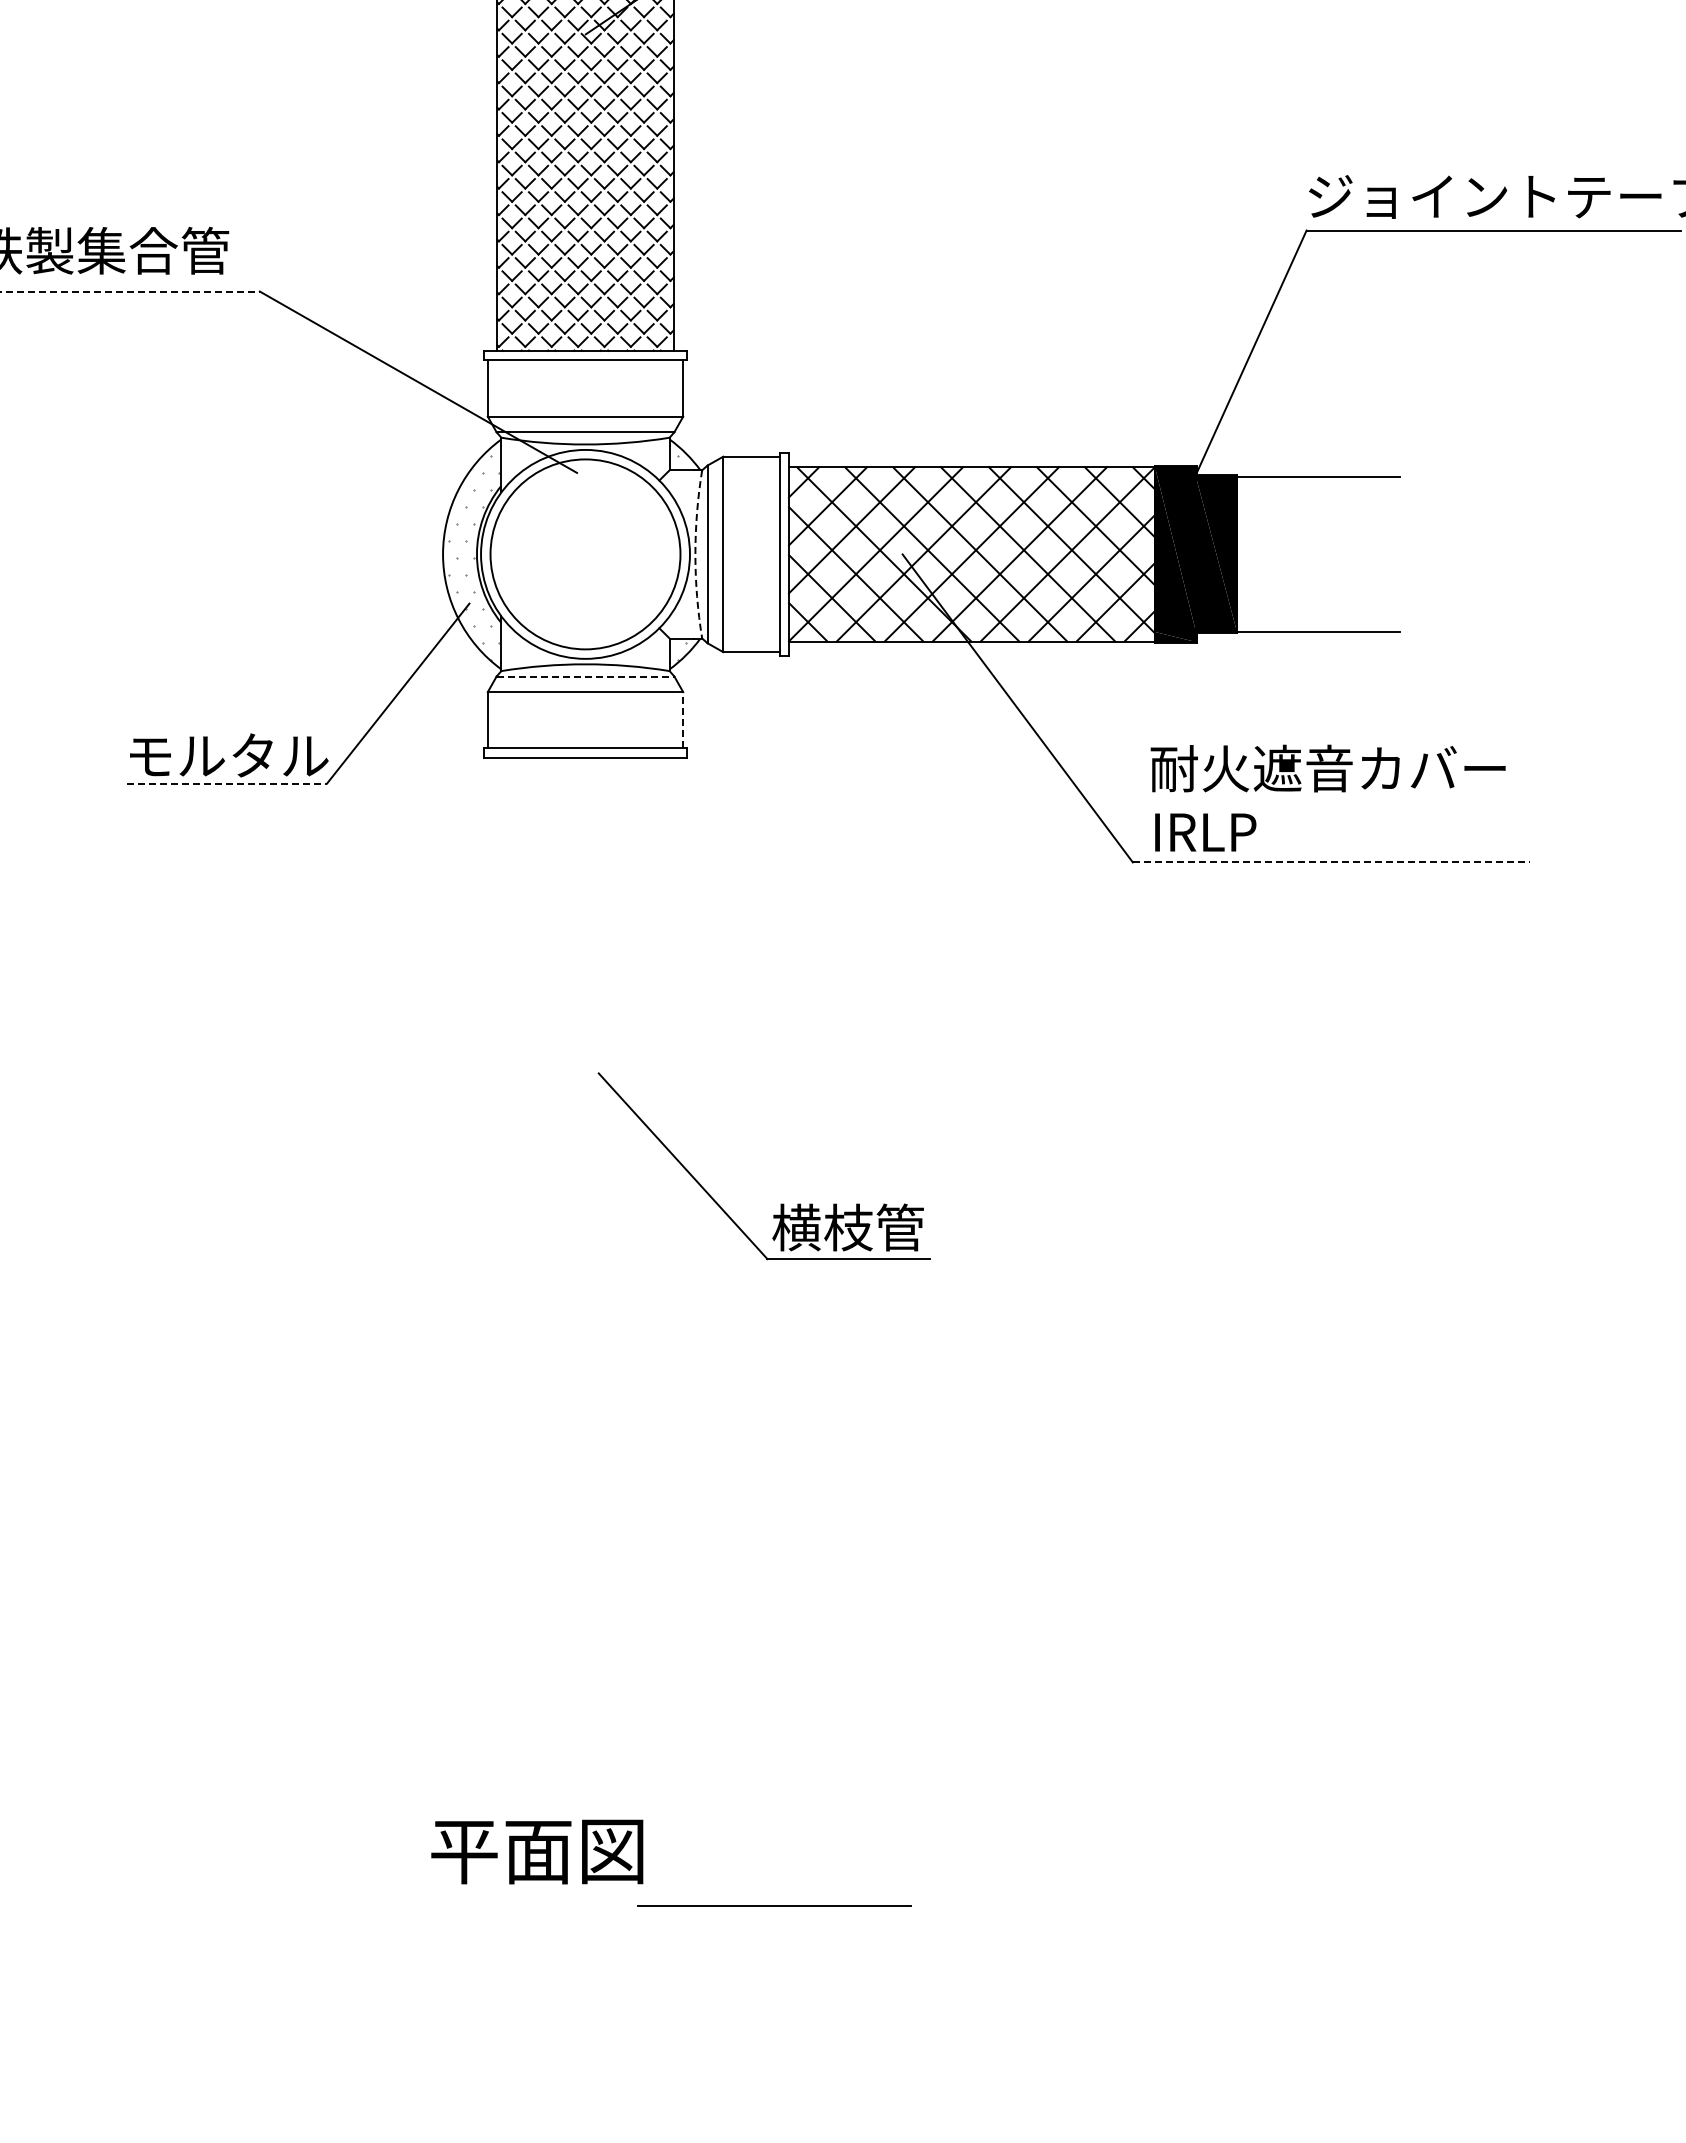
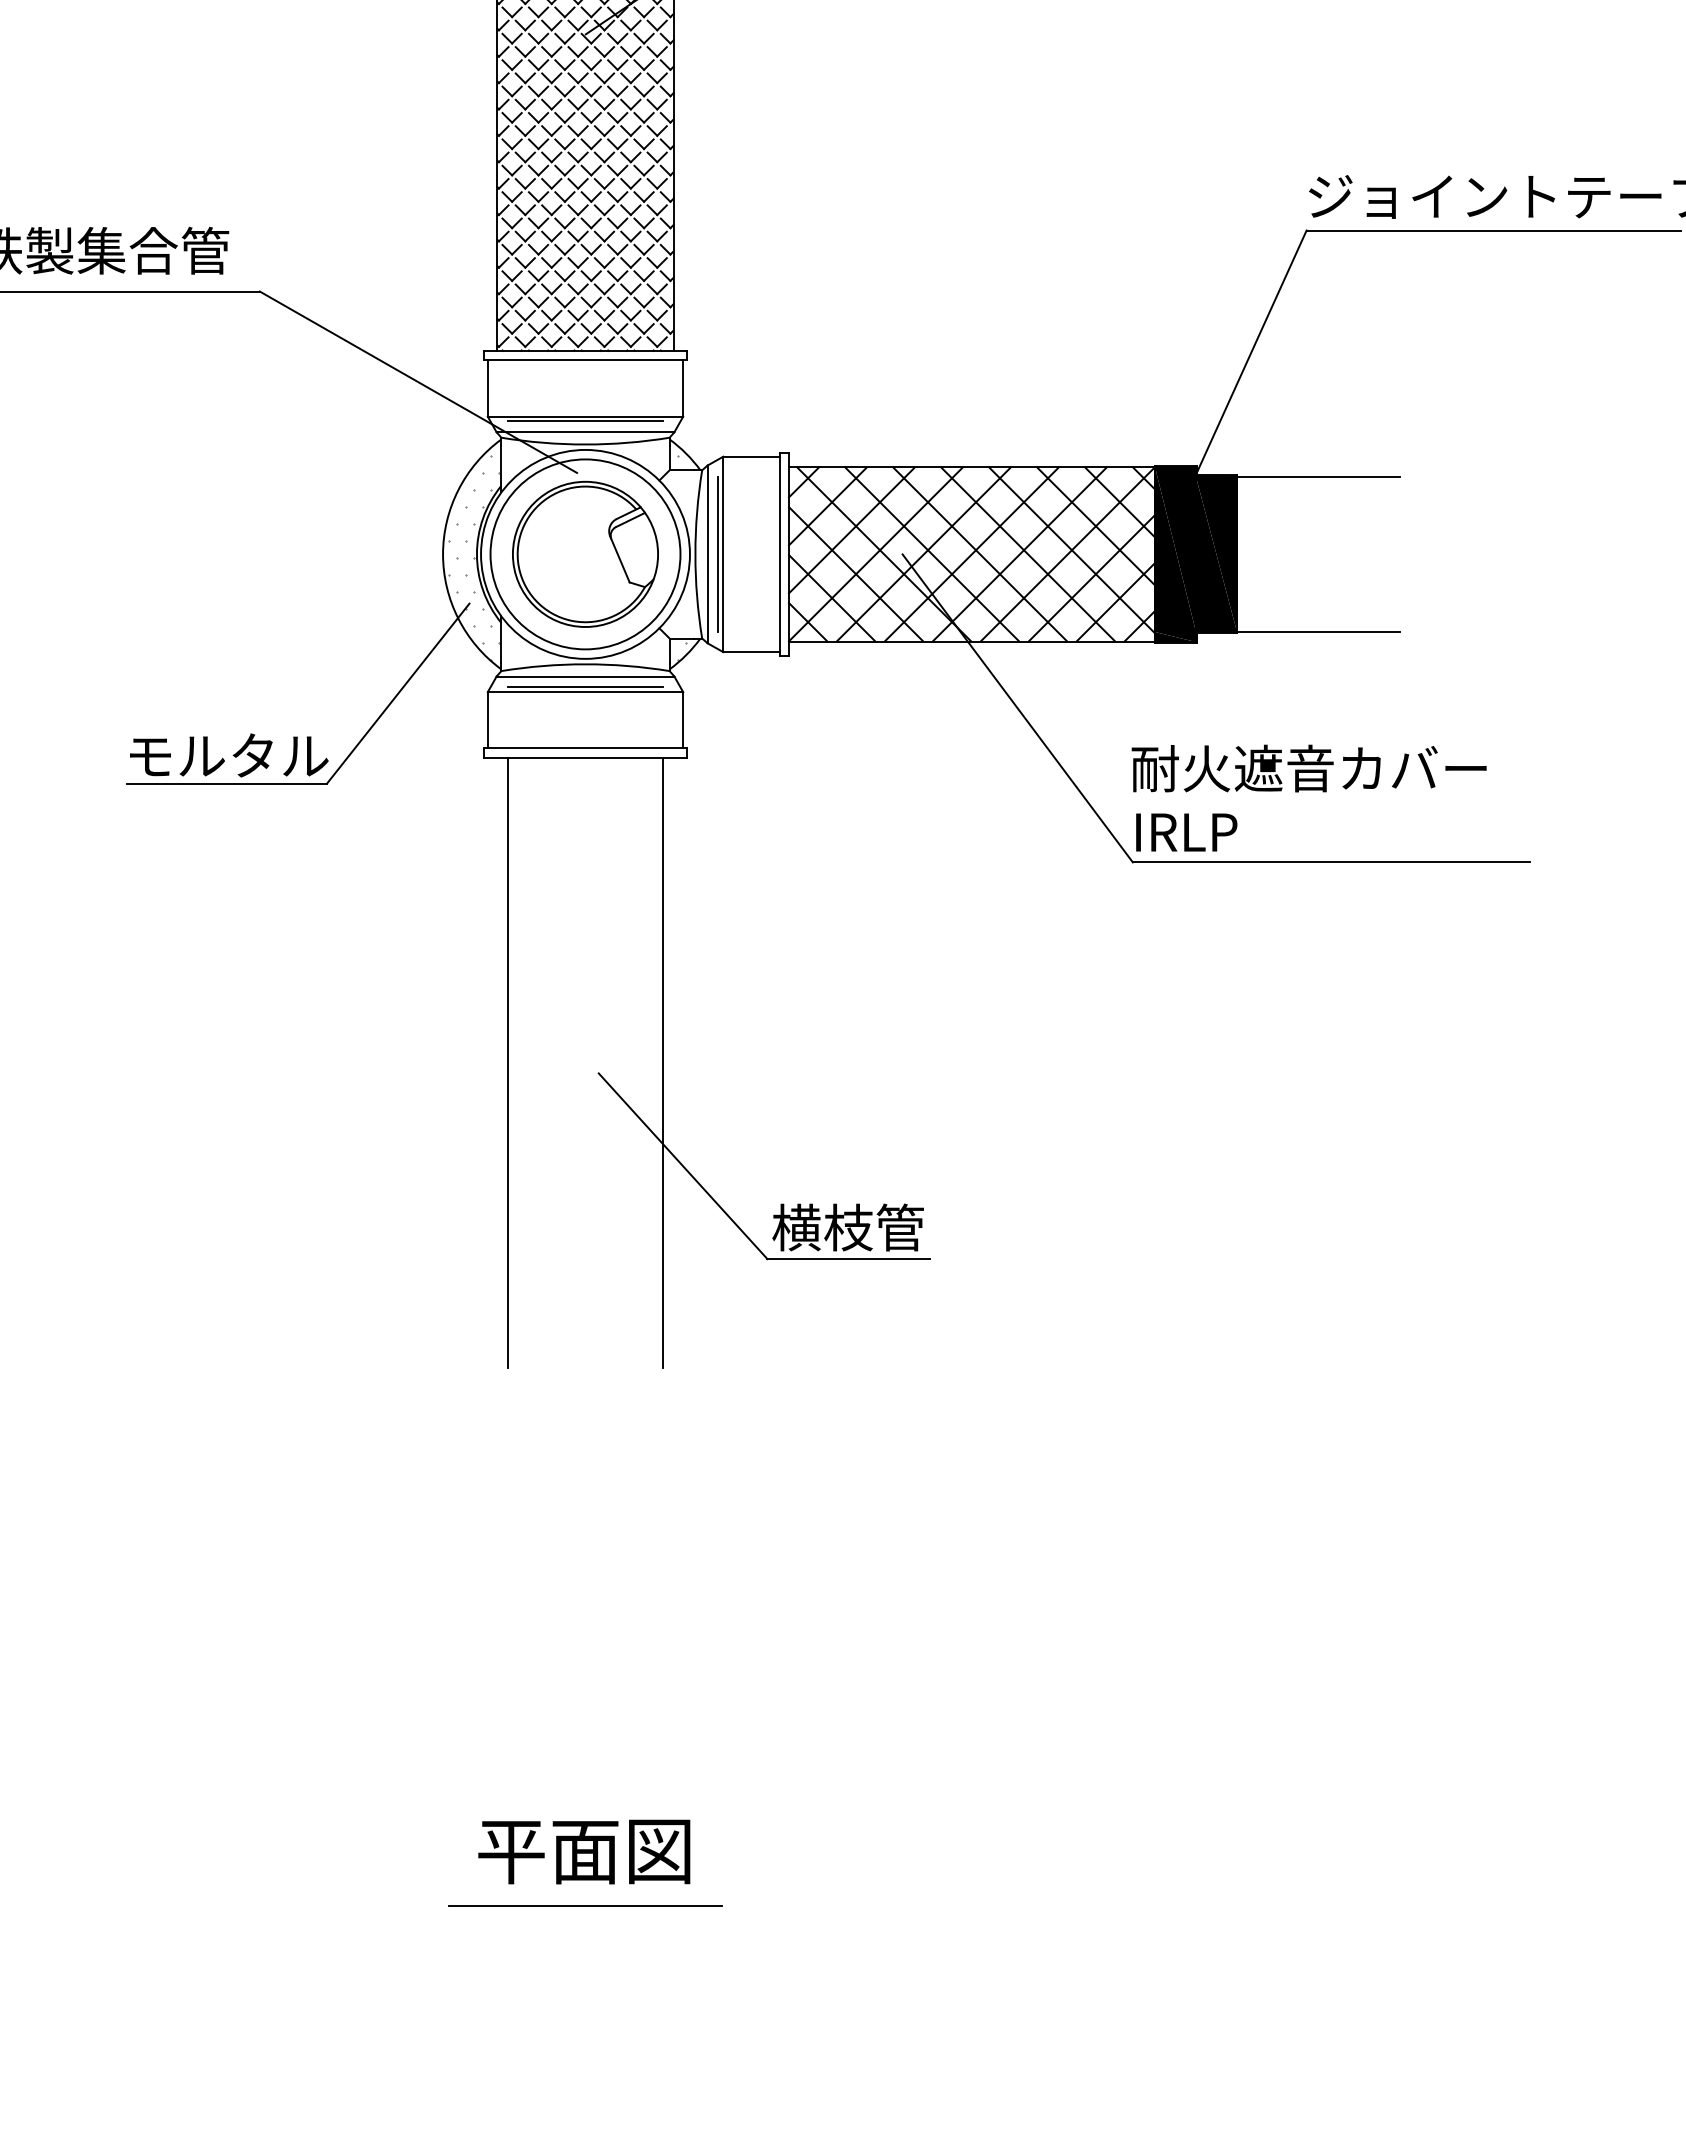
line: dashed -> solid (129, 291)
line: none -> present (585, 421)
part: none -> present (585, 553)
arc: dashed -> solid (695, 554)
line: none -> present (718, 554)
line: dashed -> solid (585, 676)
line: none -> present (585, 687)
line: dashed -> solid (683, 719)
line: dashed -> solid (227, 783)
text position: (1327, 797) -> (1308, 797) (1308, 797)
line: dashed -> solid (1331, 862)
line: none -> present (507, 1062)
line: none -> present (663, 1062)
text position: (537, 1851) -> (584, 1851) (584, 1851)
line position: (774, 1905) -> (585, 1905) (585, 1905)
